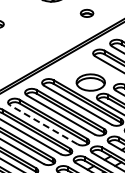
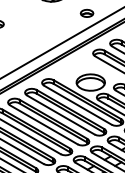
line: none -> present (61, 42)
line: dashed -> solid (43, 124)
